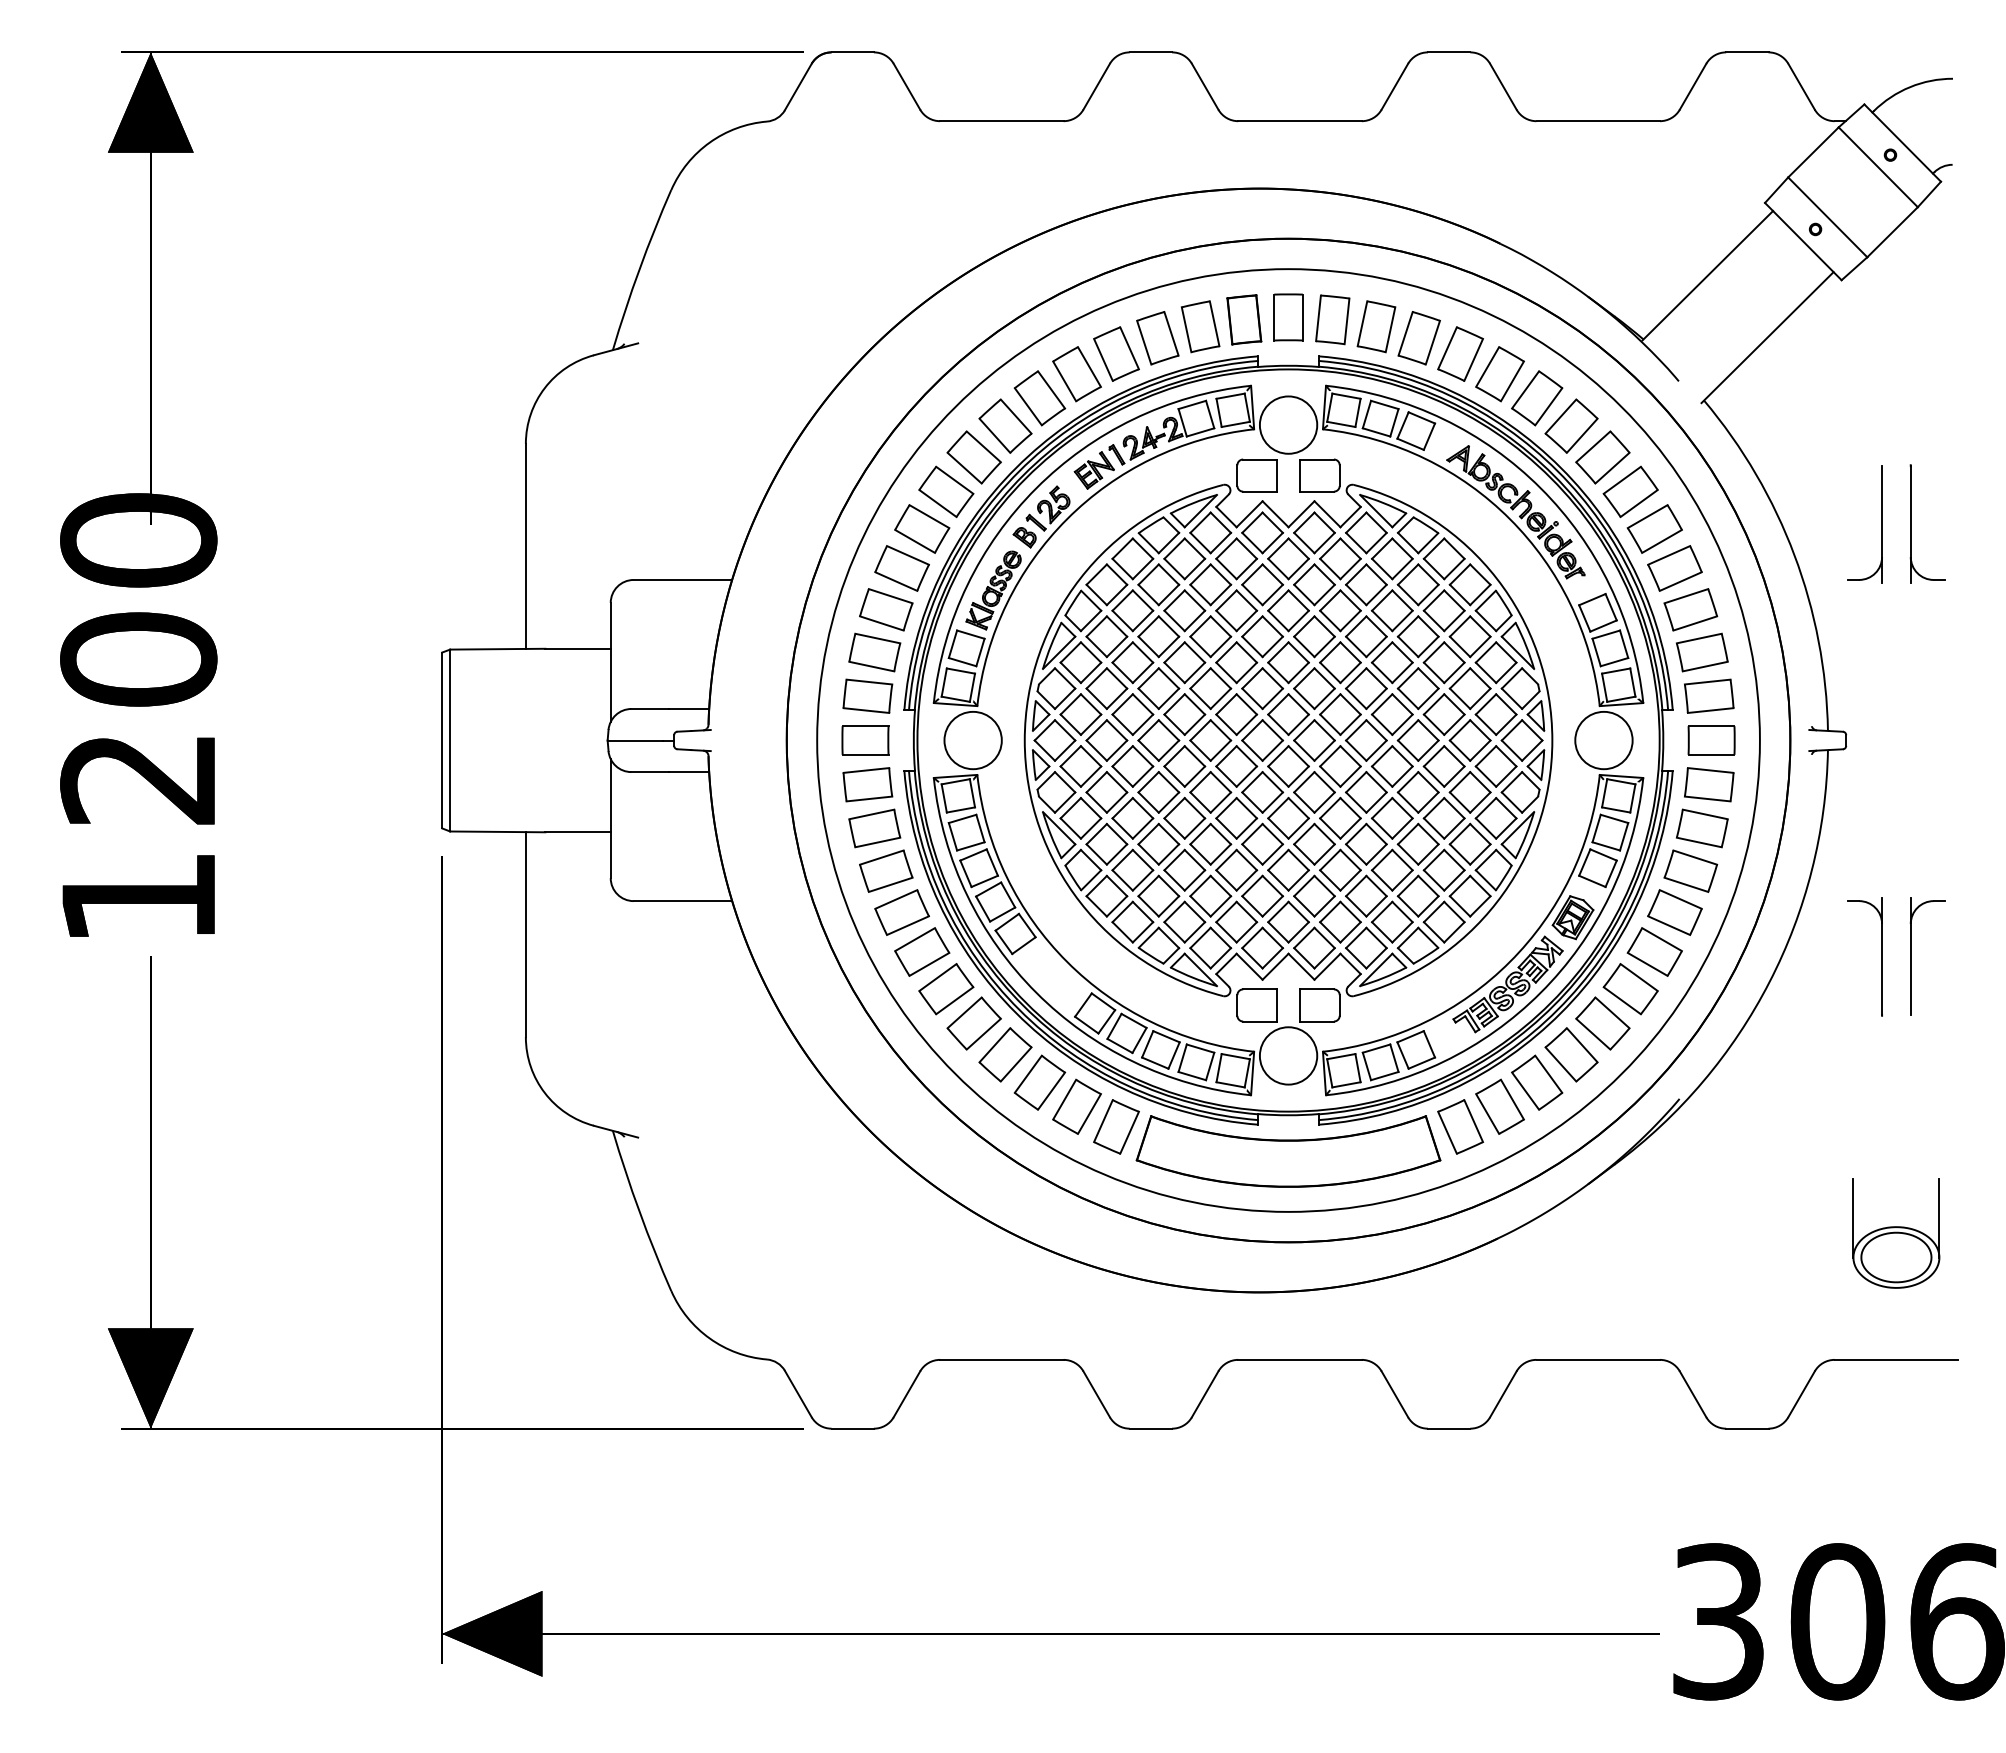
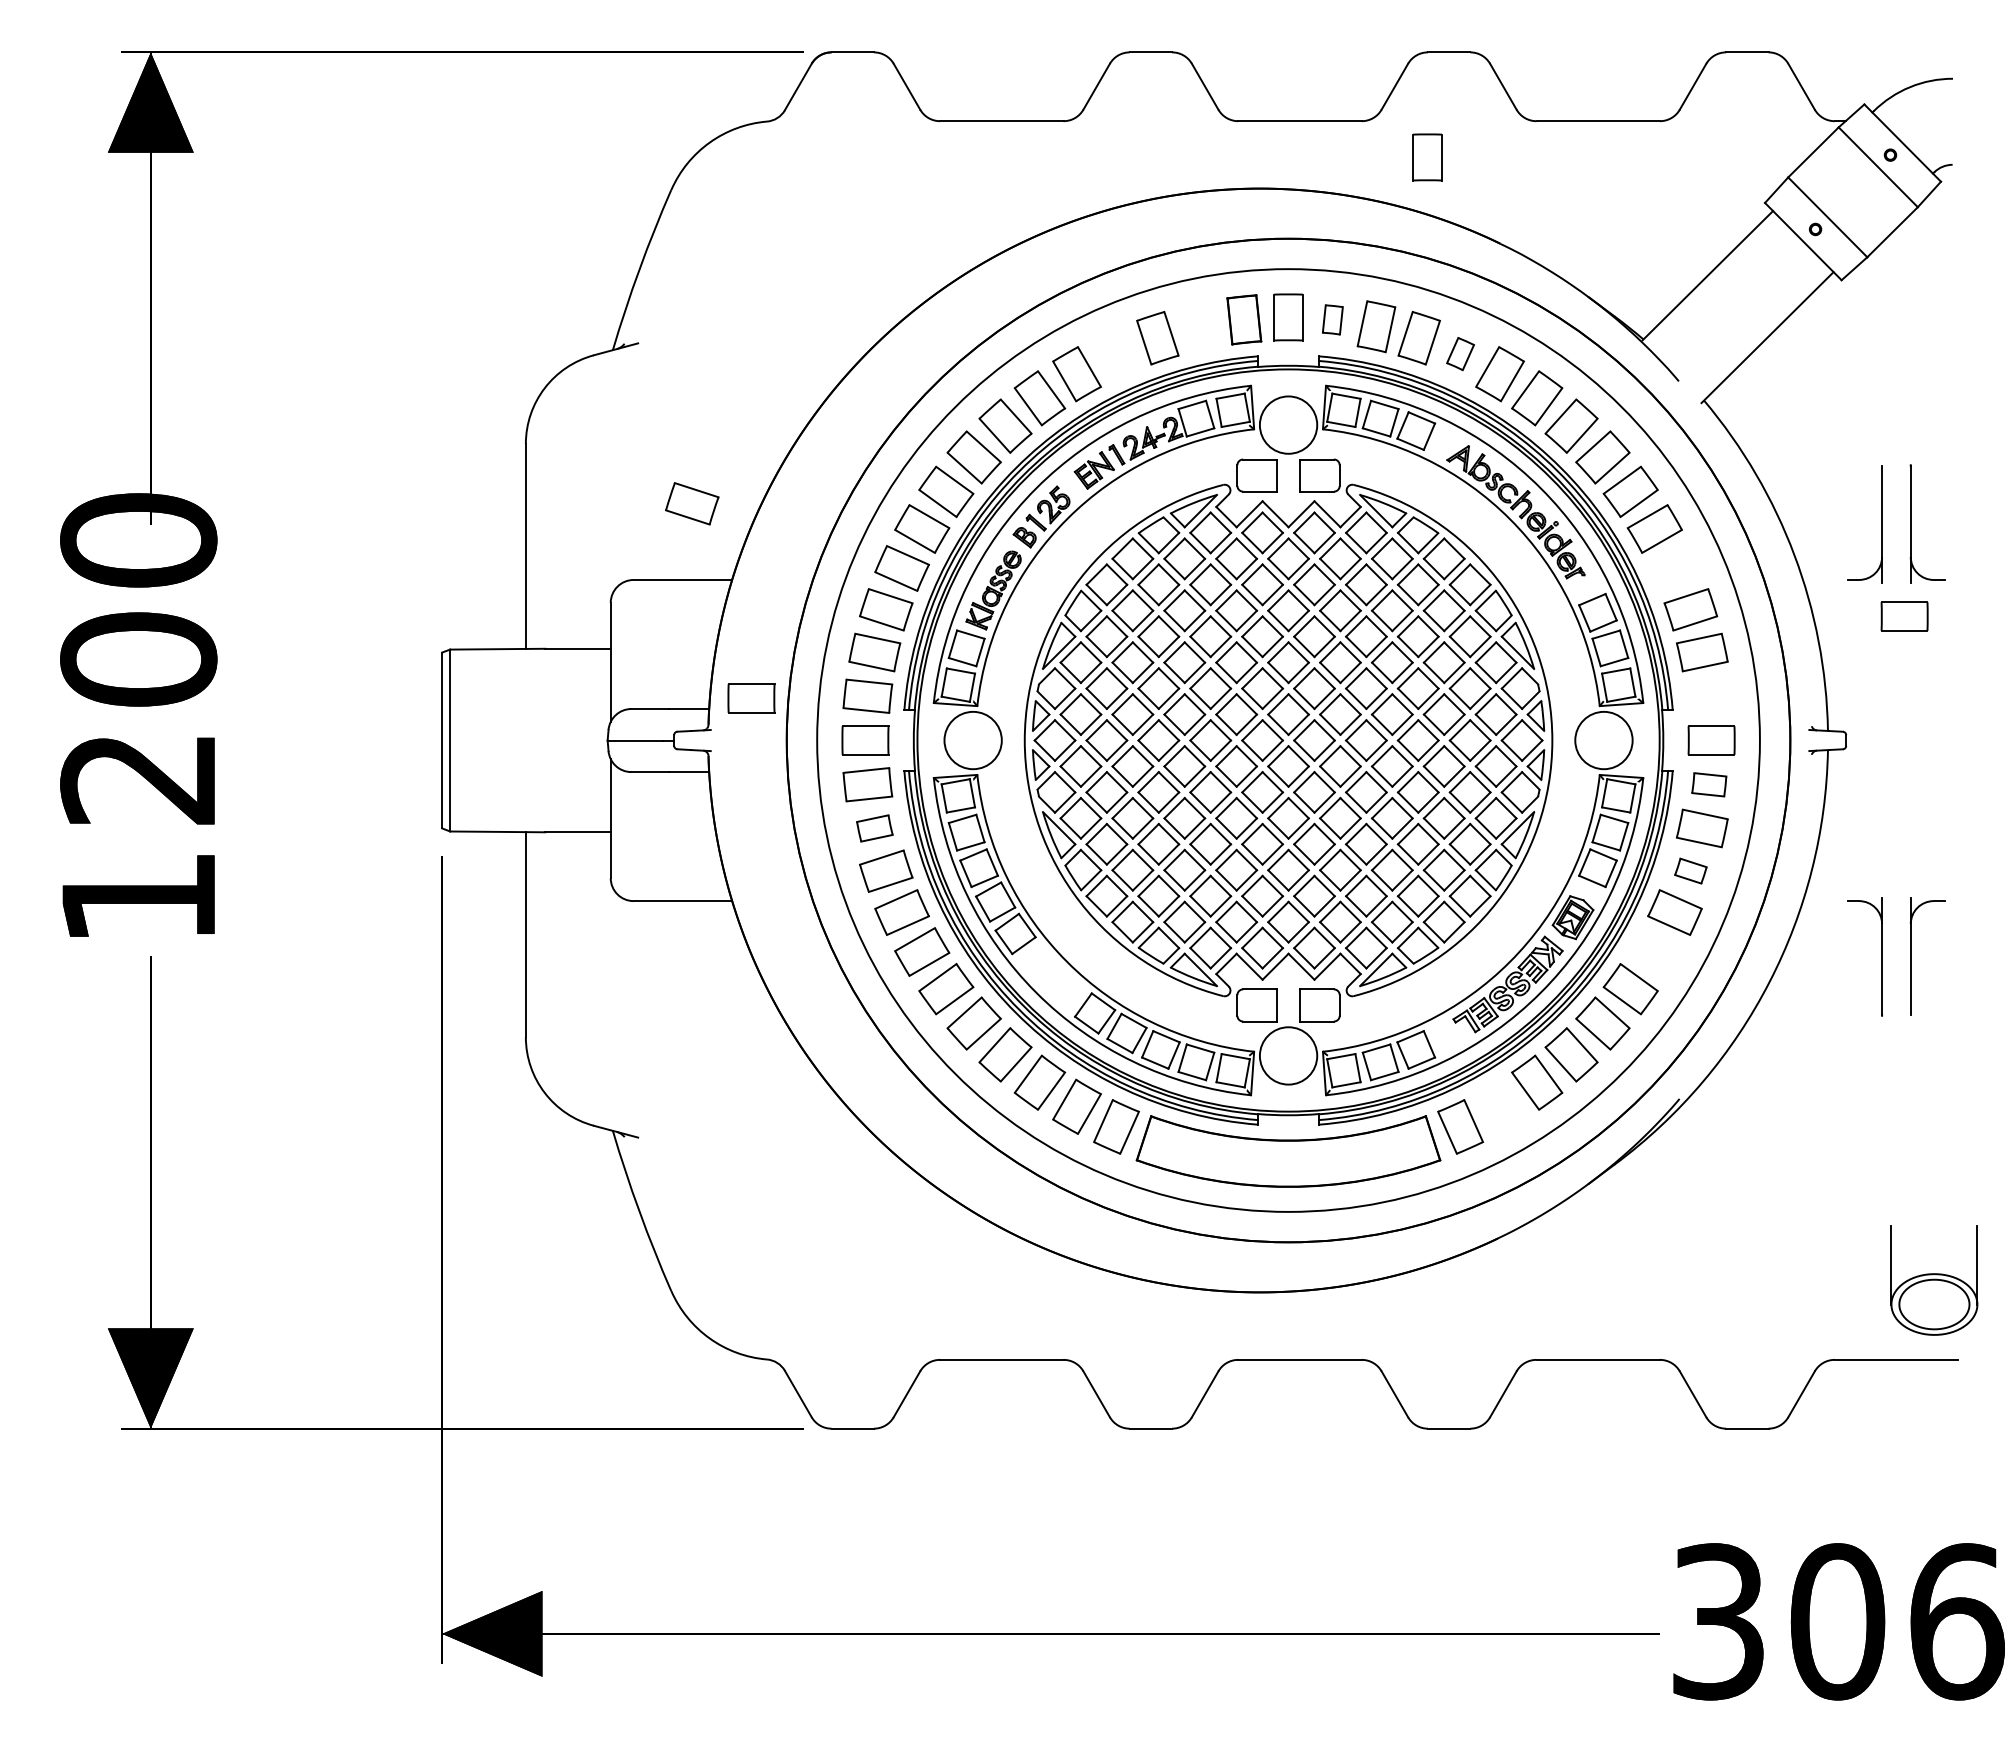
part: none -> present (1427, 157)
part size: 36x52 px -> 22x32 px (1332, 319)
part: present -> none (1200, 326)
part: present -> none (1116, 353)
part size: 47x56 px -> 29x35 px (1460, 354)
part: none -> present (692, 503)
part: present -> none (1674, 568)
part: none -> present (1904, 616)
part: present -> none (1709, 695)
part: none -> present (751, 698)
part size: 51x36 px -> 37x26 px (1709, 784)
part size: 54x41 px -> 38x29 px (874, 828)
part size: 56x44 px -> 34x28 px (1690, 870)
part: present -> none (1654, 951)
part: present -> none (1499, 1106)
part position: (1896, 1233) -> (1934, 1280) (1934, 1280)
